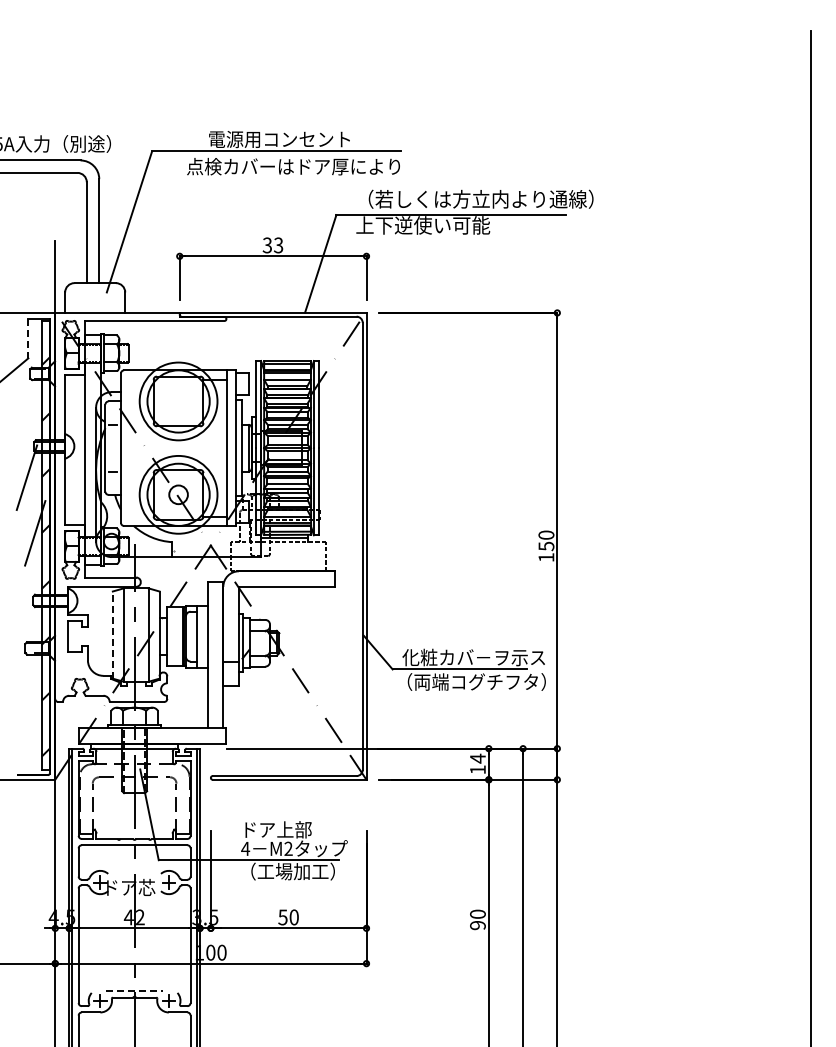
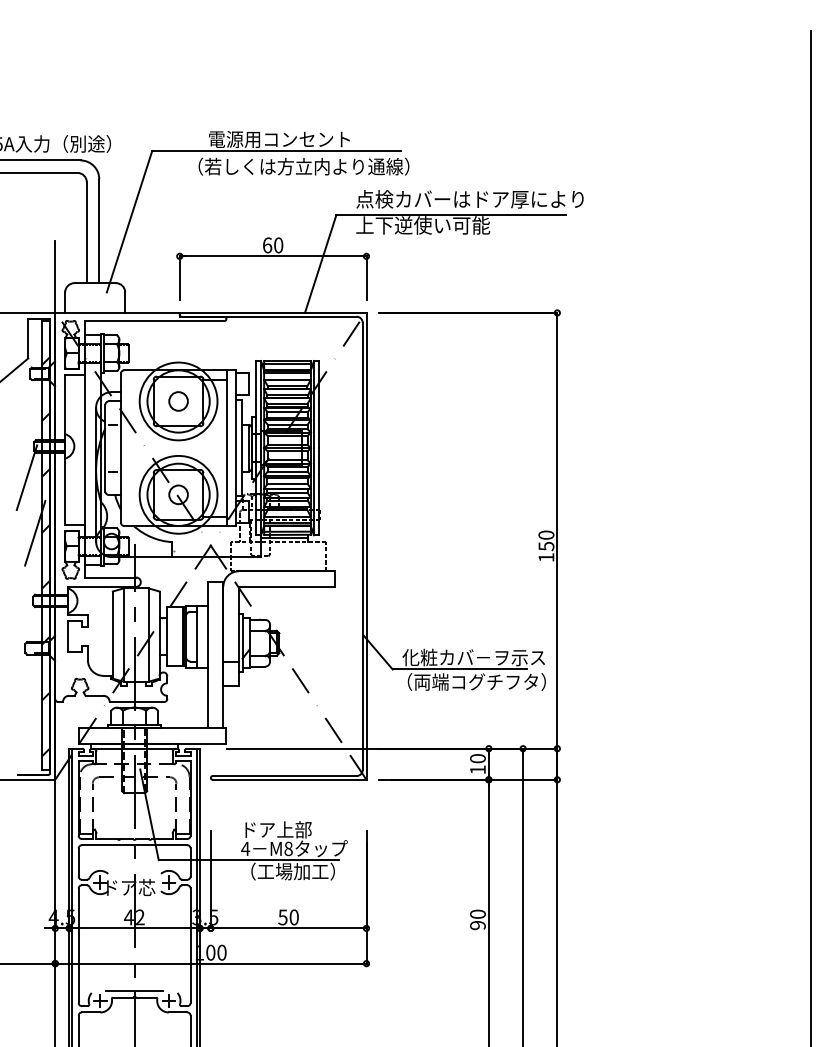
text: 点検カバーはドア厚により -> （若しくは方立内より通線） (298, 166)
text: （若しくは方立内より通線） -> 点検カバーはドア厚により (474, 198)
text: 33 -> 60 (272, 245)
line: dashed -> solid (28, 338)
circle: none -> present (178, 401)
line: dashed -> solid (112, 635)
text: 14 -> 10 (477, 758)
text: M2 -> M8 (288, 848)
line: dashed -> solid (134, 991)
